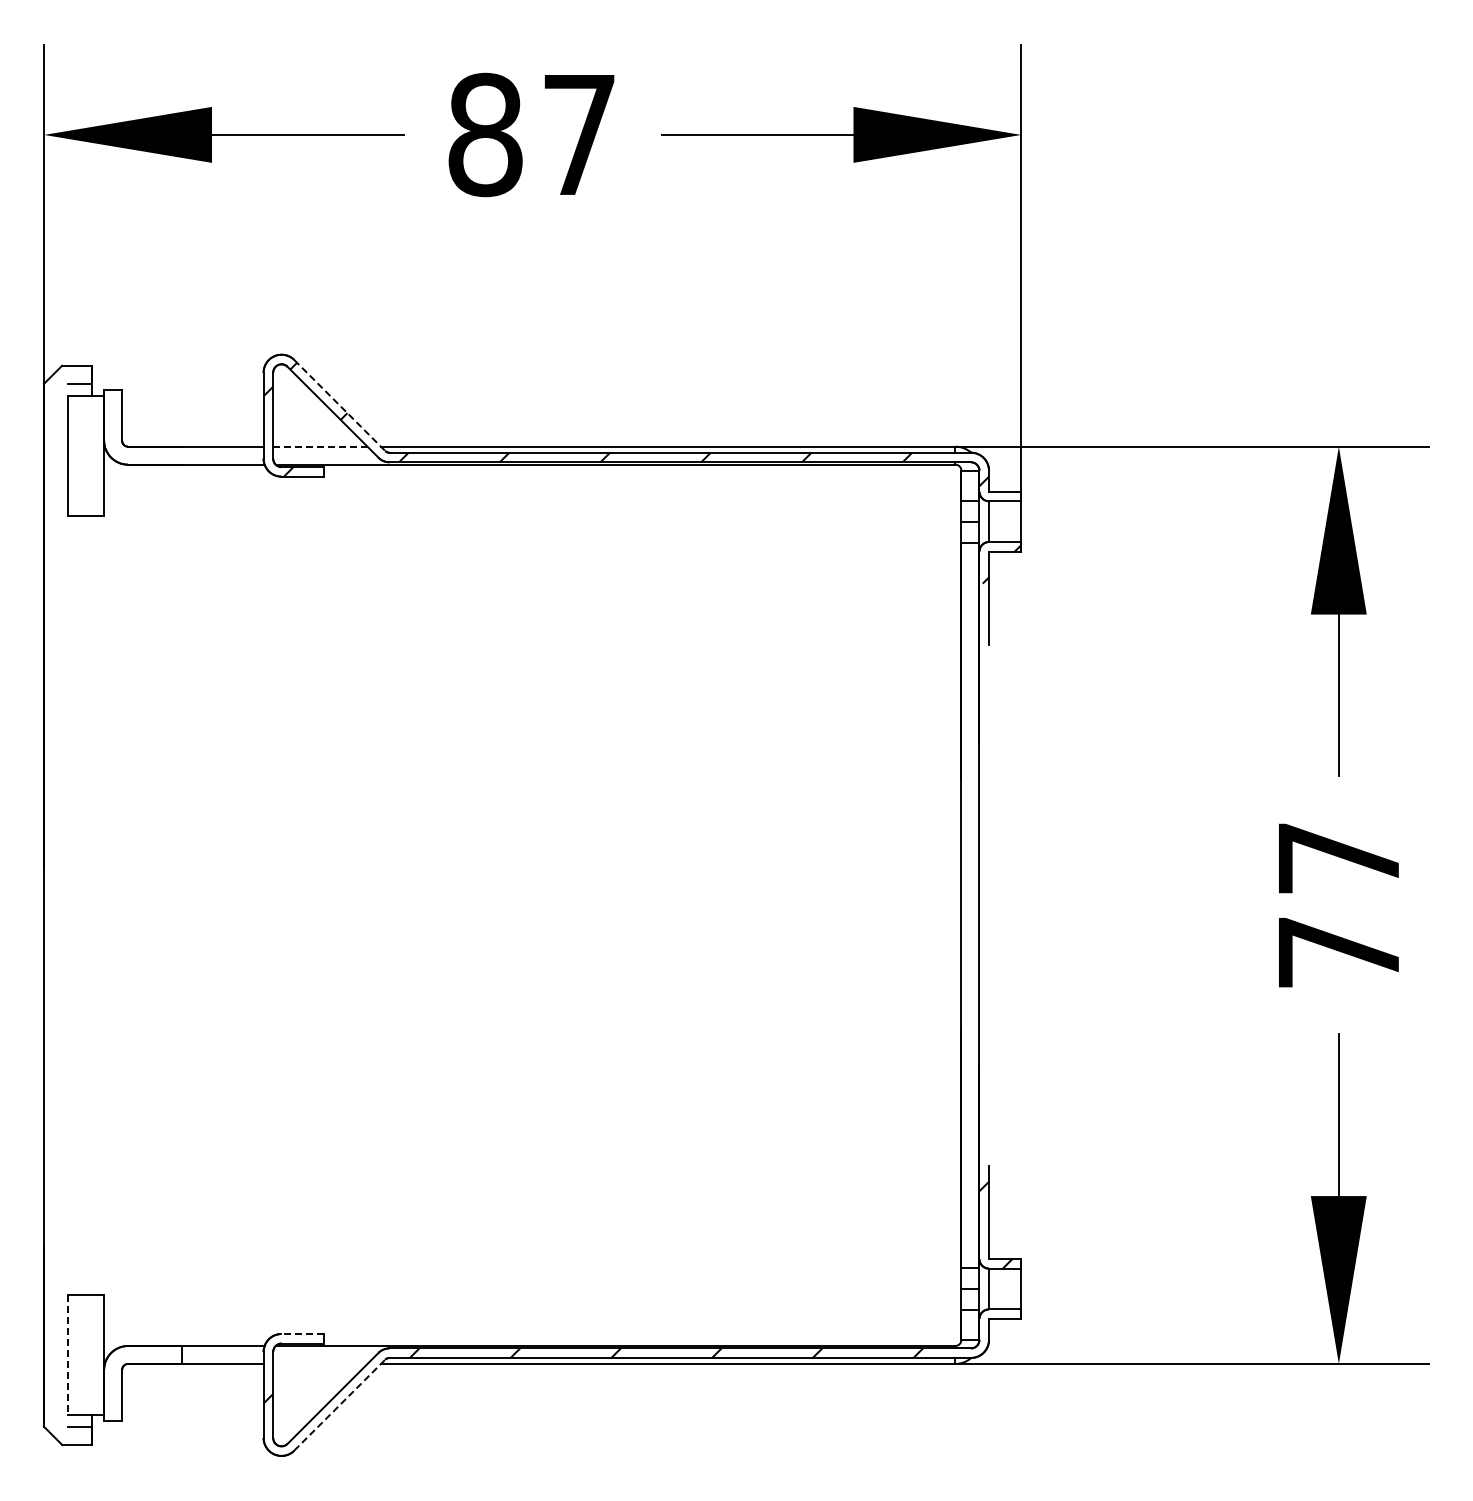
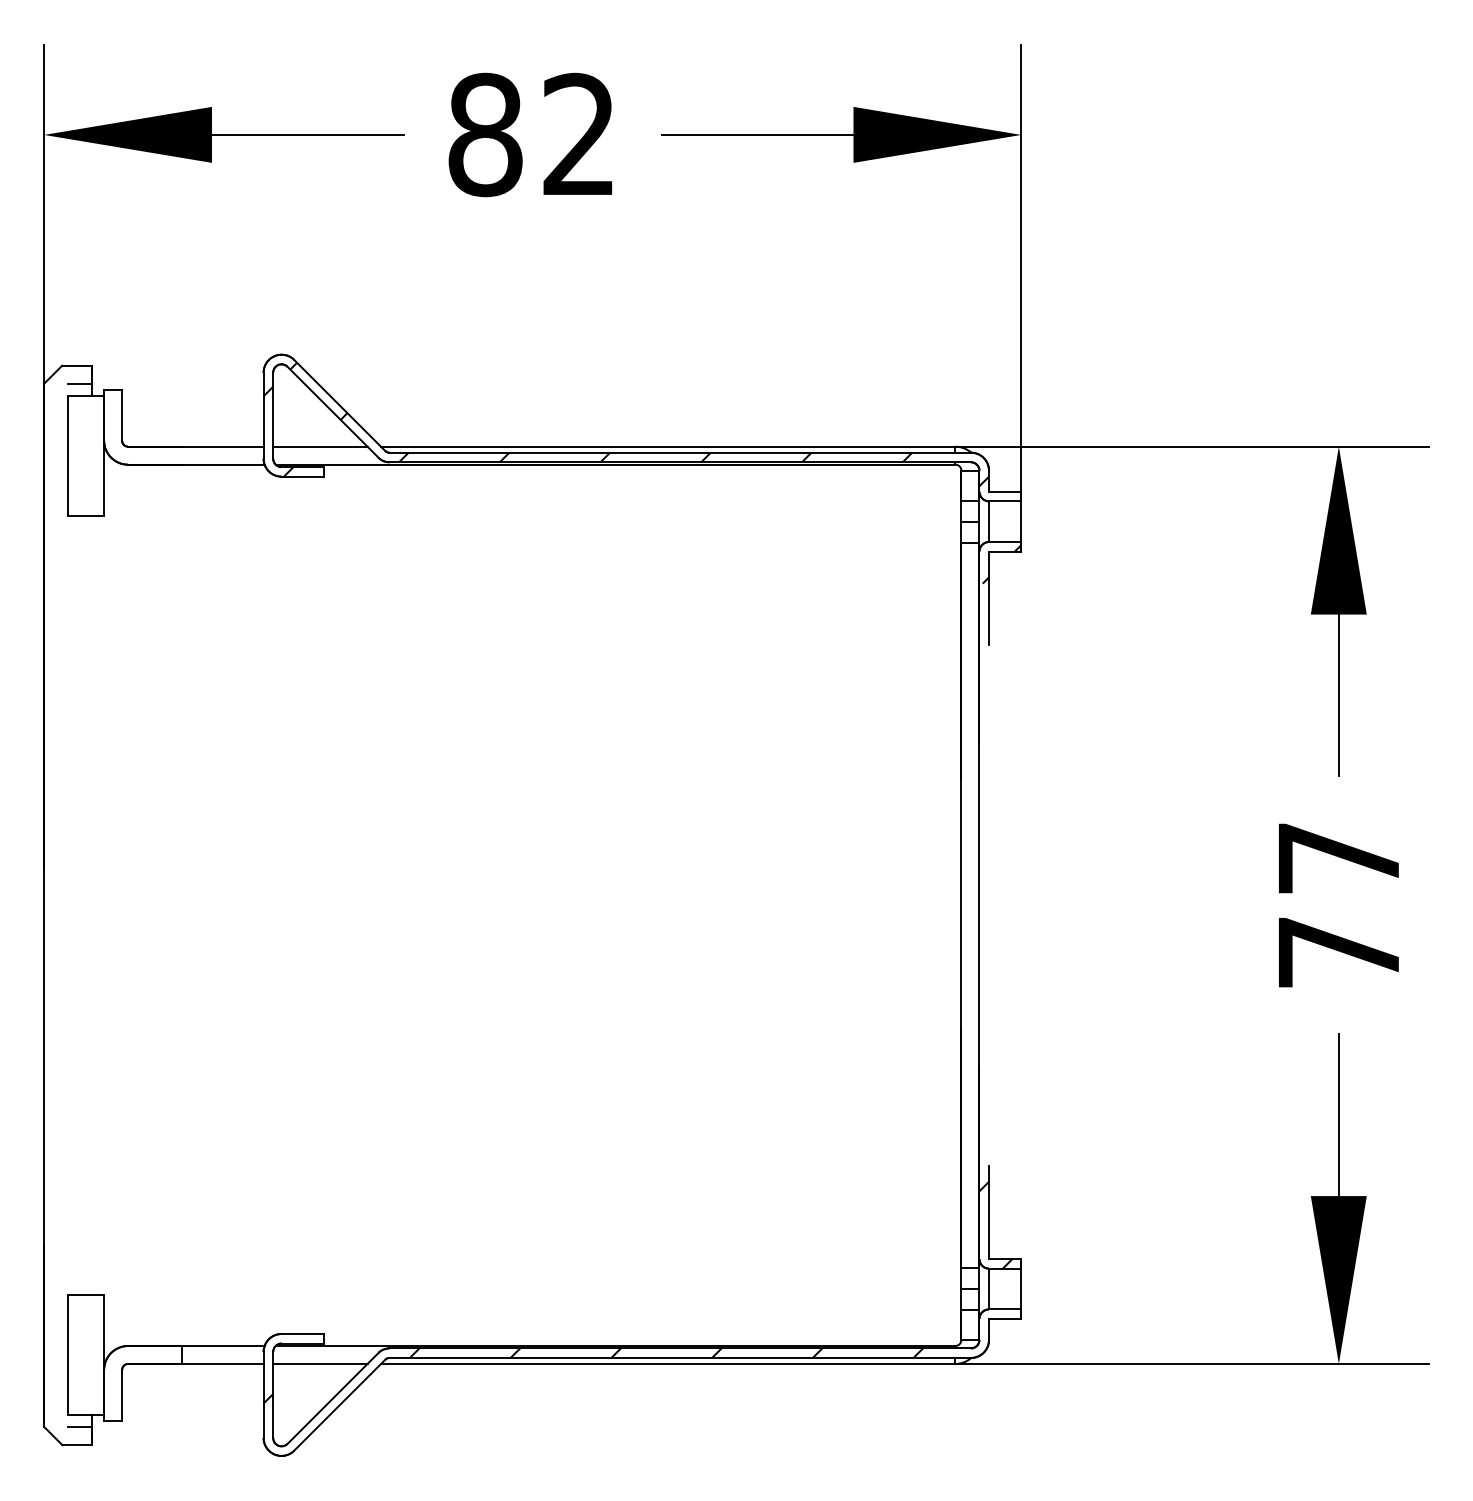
text: 87 -> 82 (578, 133)
line: dashed -> solid (340, 405)
line: dashed -> solid (319, 446)
line: dashed -> solid (302, 1333)
line: dashed -> solid (68, 1354)
line: none -> present (320, 1363)
line: dashed -> solid (340, 1404)
